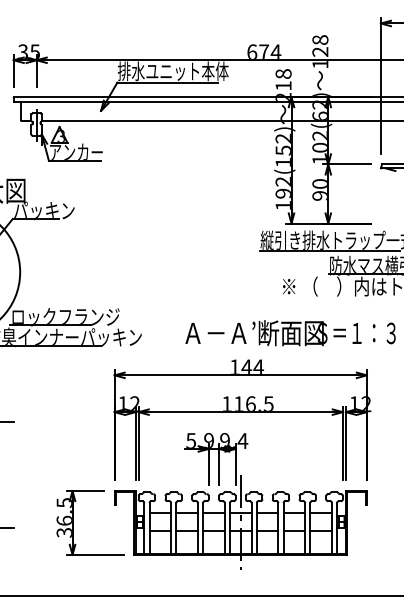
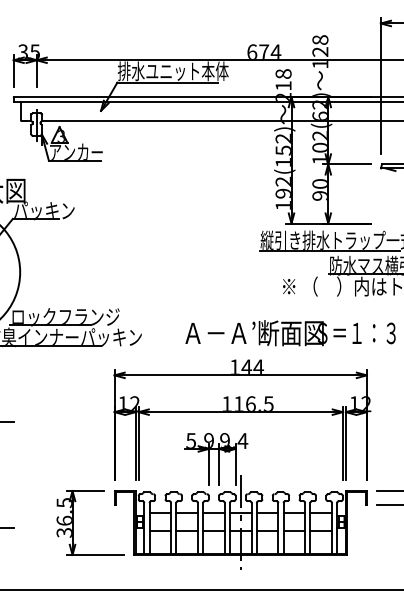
line: none -> present (388, 491)
line: none -> present (388, 505)
line position: (201, 595) -> (201, 589) (201, 589)
